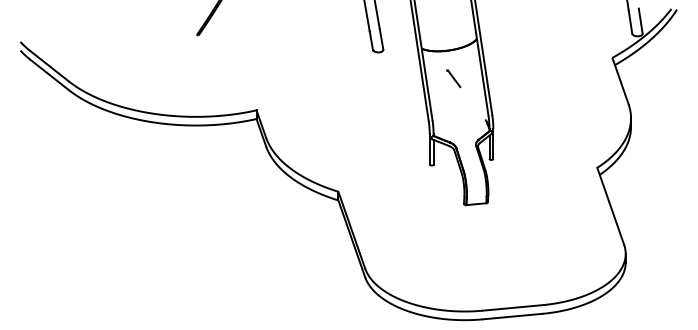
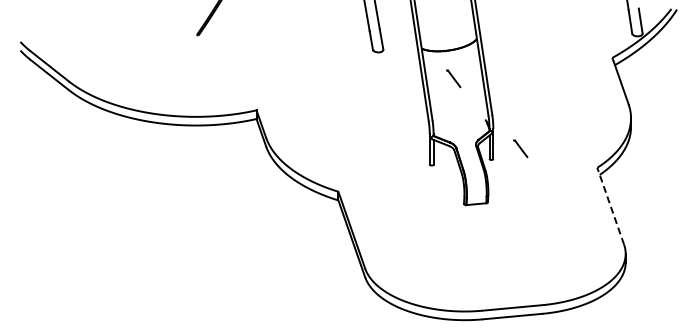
line: none -> present (520, 148)
line: solid -> dashed (610, 206)
